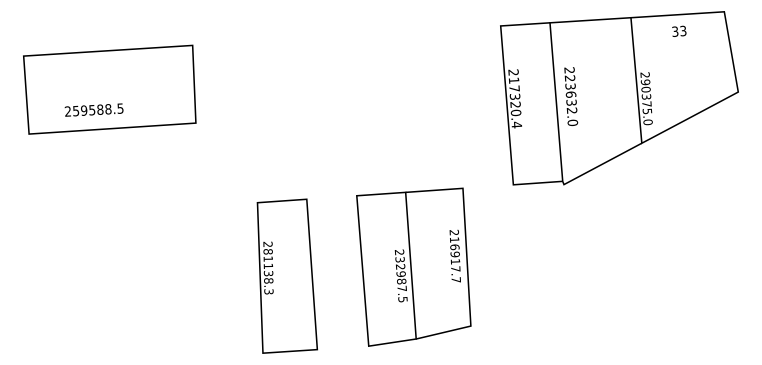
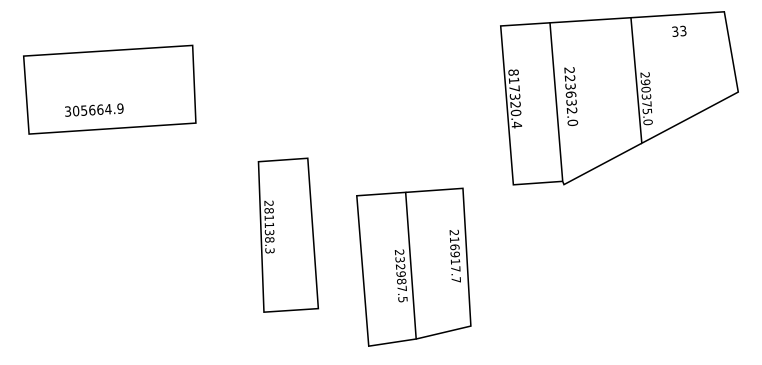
text: 217320.4 -> 817320.4 (513, 72)
text: 259588.5 -> 305664.9 (93, 109)
text position: (286, 275) -> (287, 234) (287, 234)
